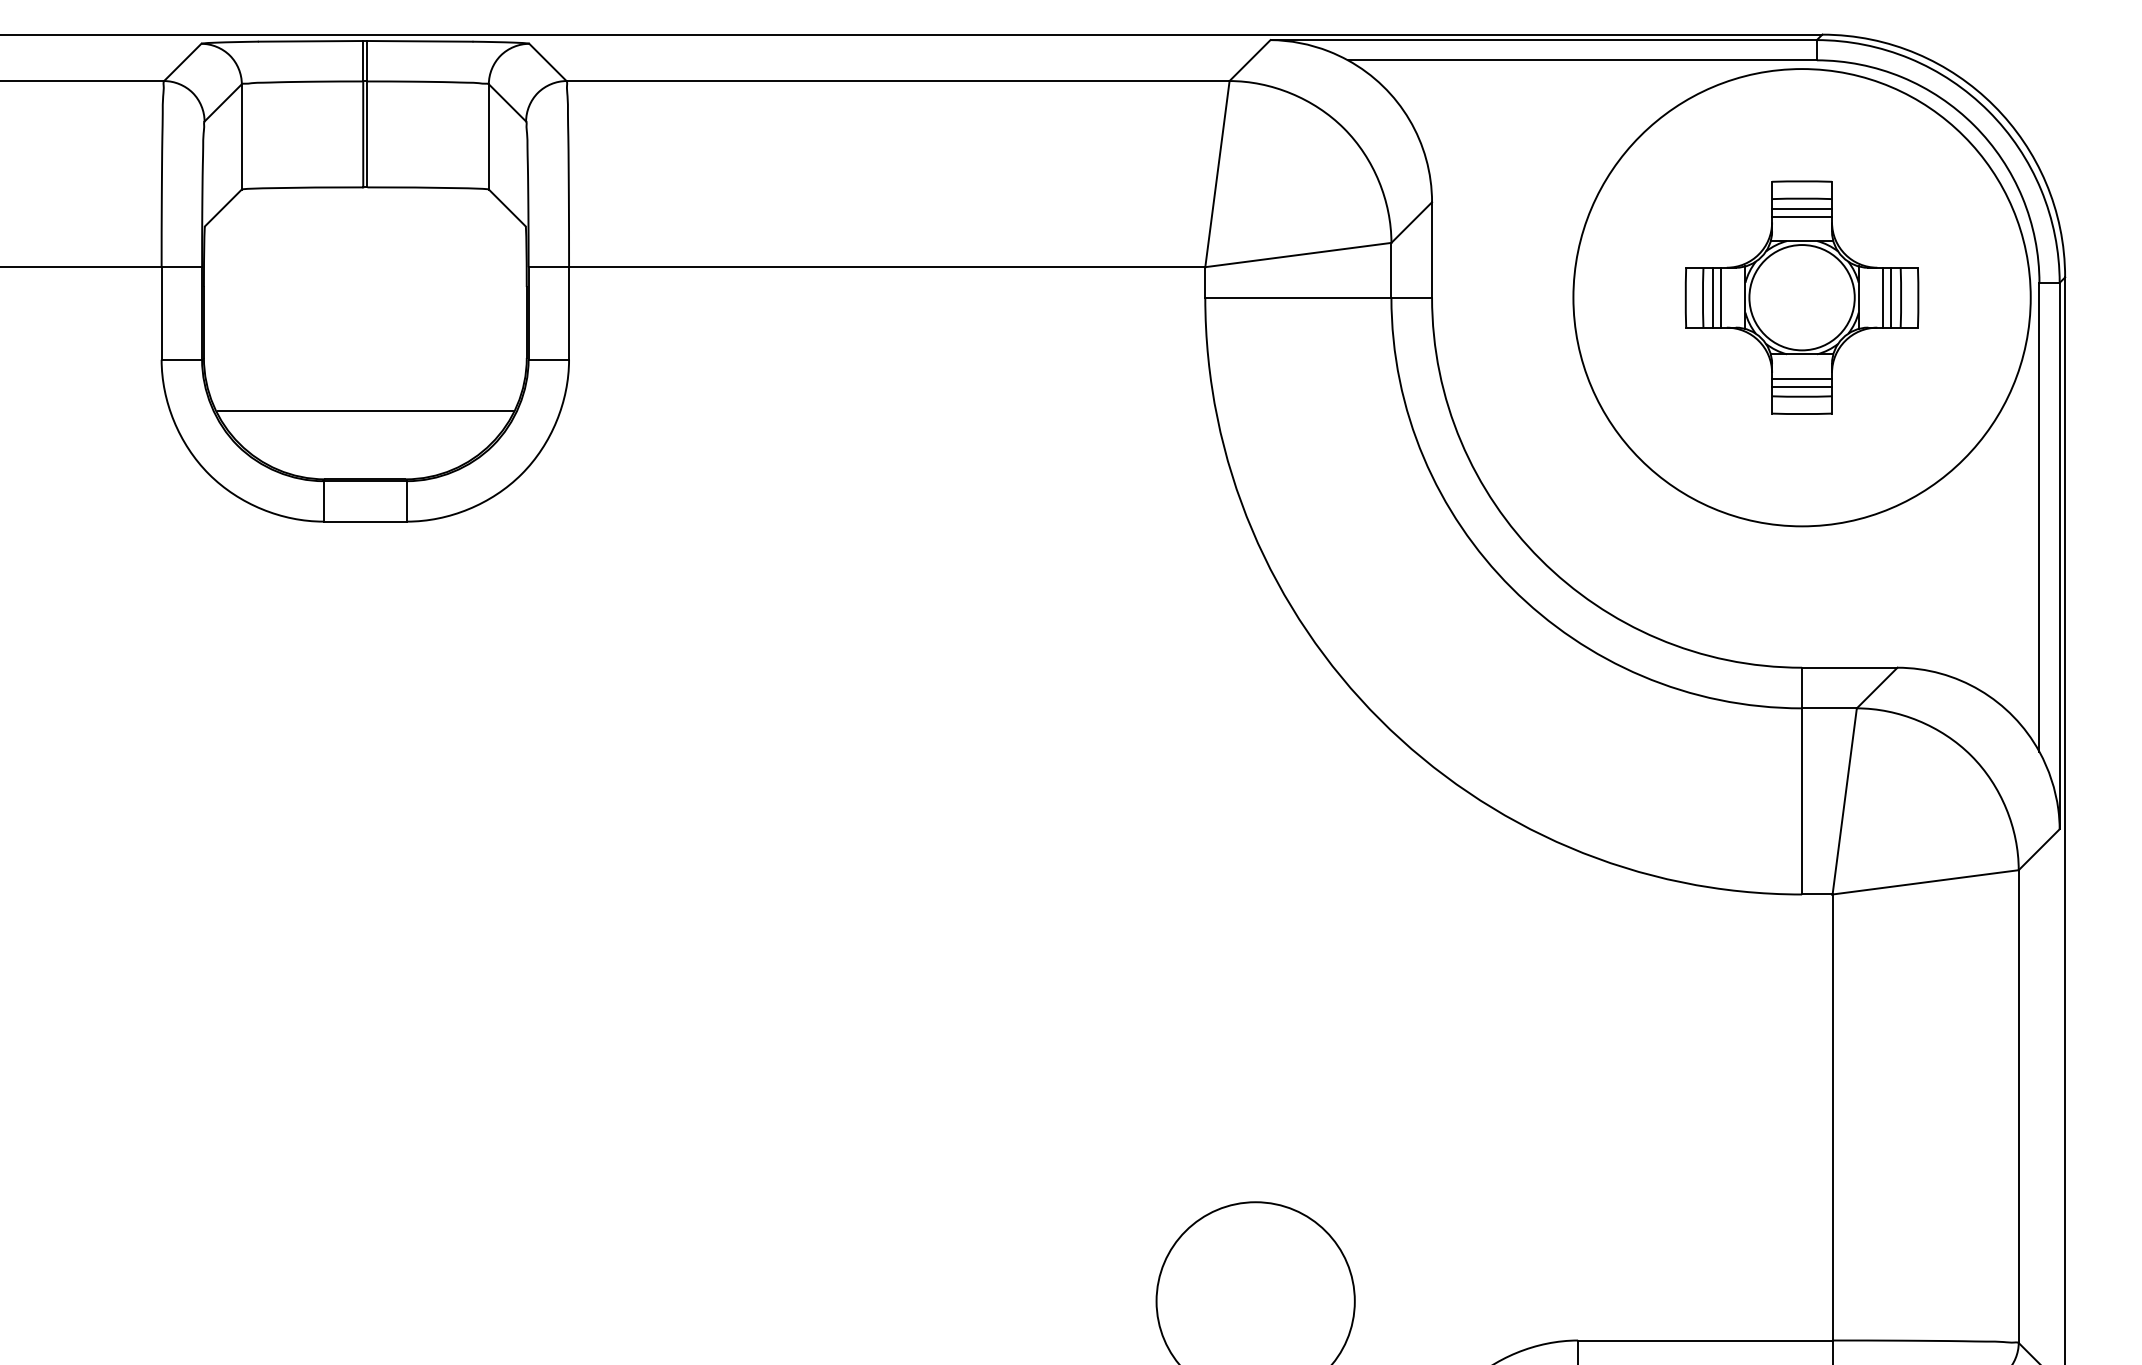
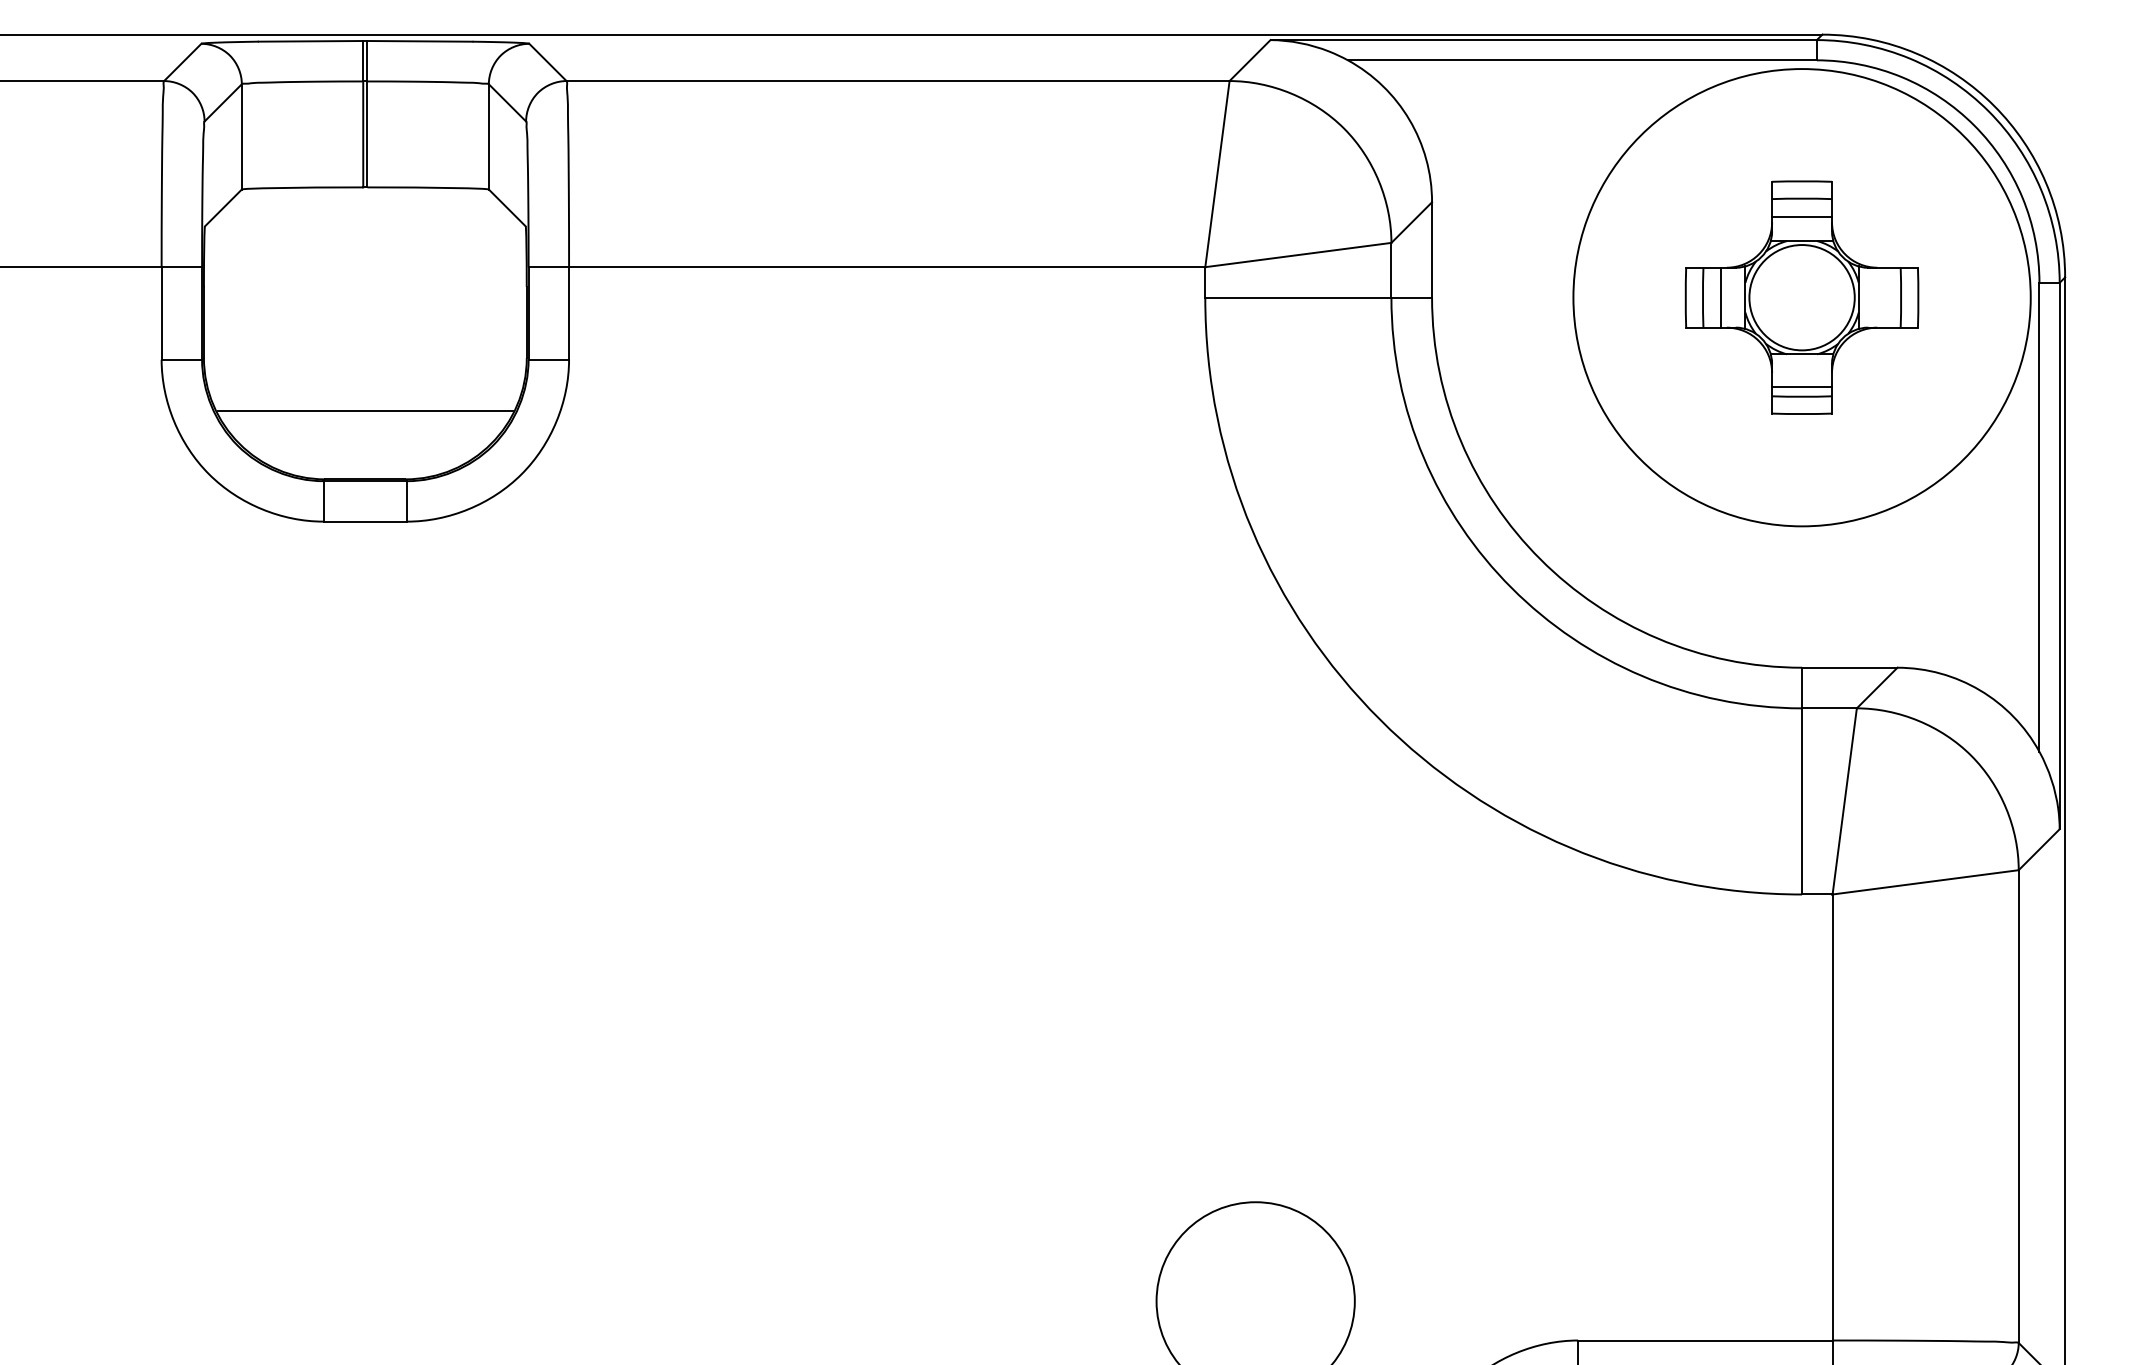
line: present -> none (1802, 208)
line: present -> none (1712, 297)
line: present -> none (1883, 297)
line: present -> none (1891, 297)
line: present -> none (1802, 378)
